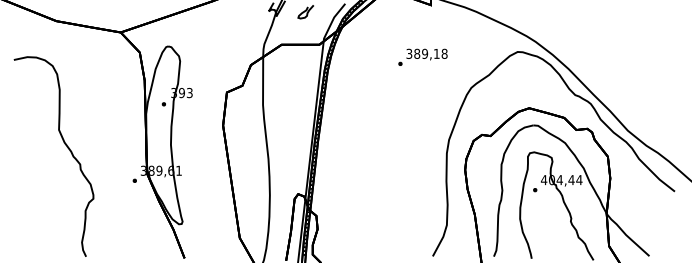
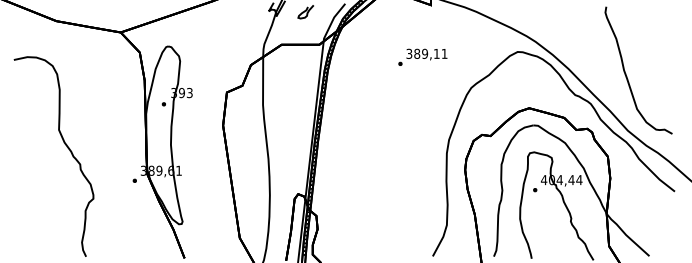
text: 389,18 -> 389,11 (444, 53)
curve: none -> present (626, 73)
